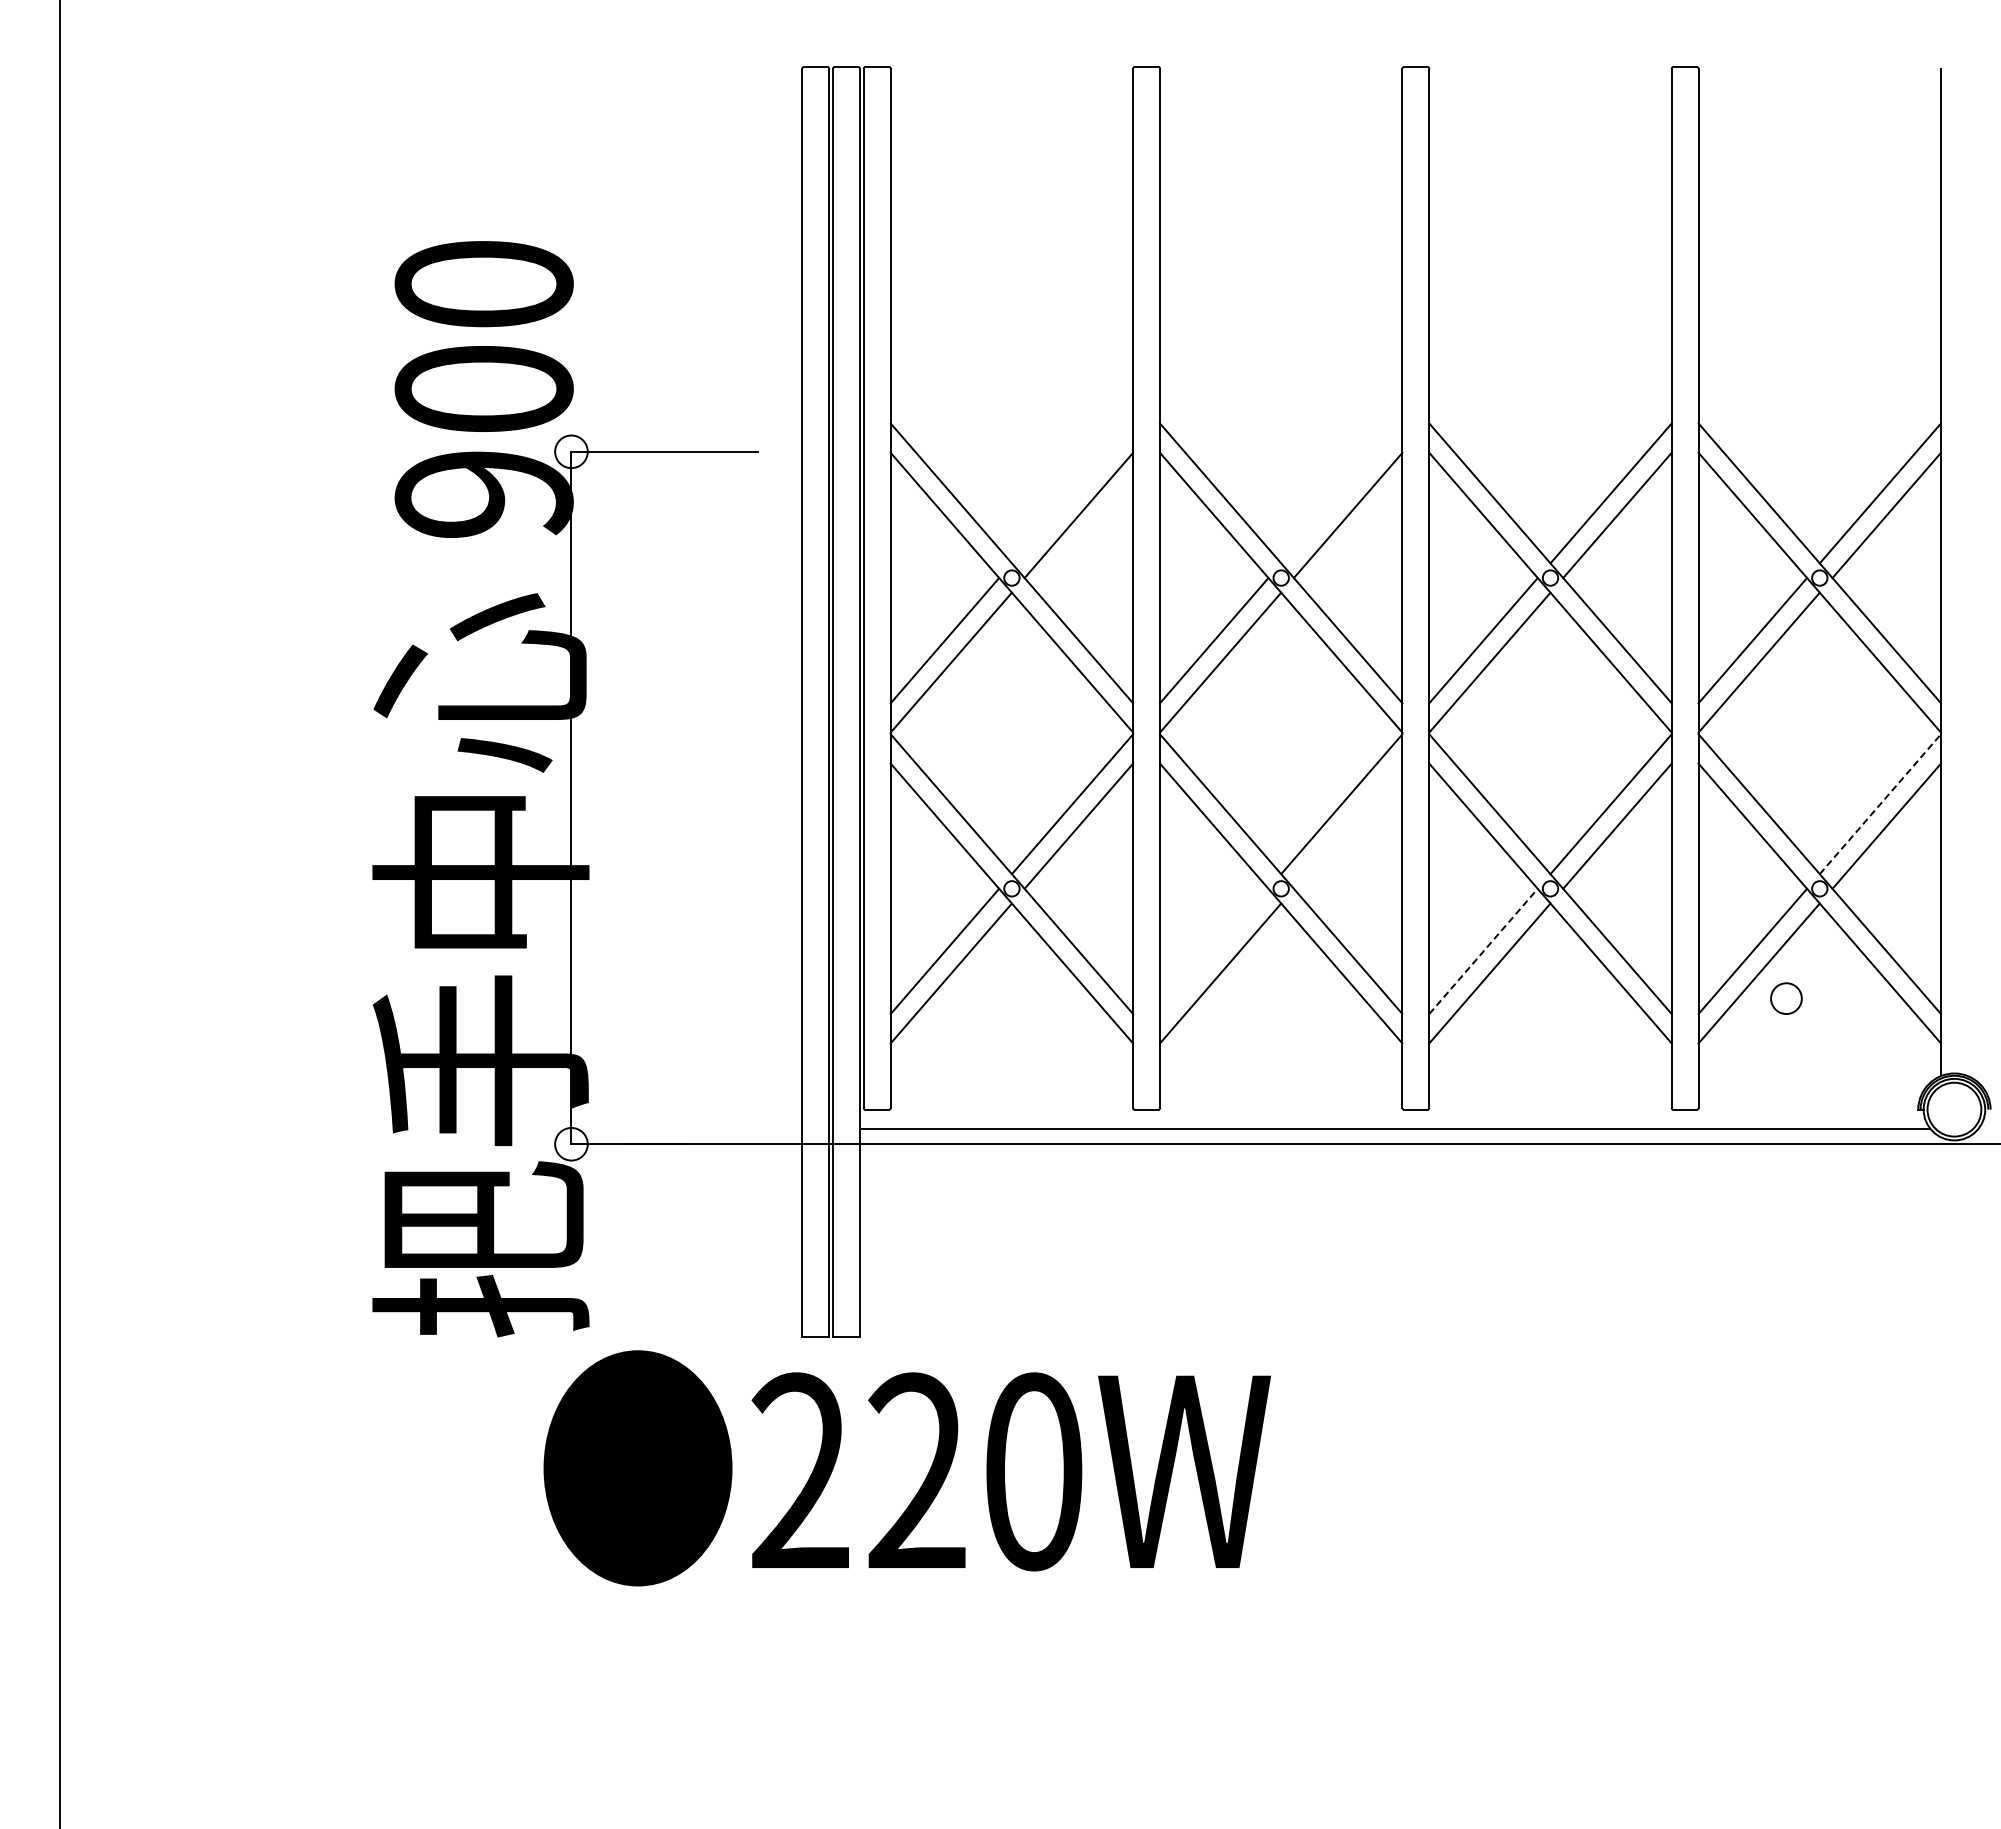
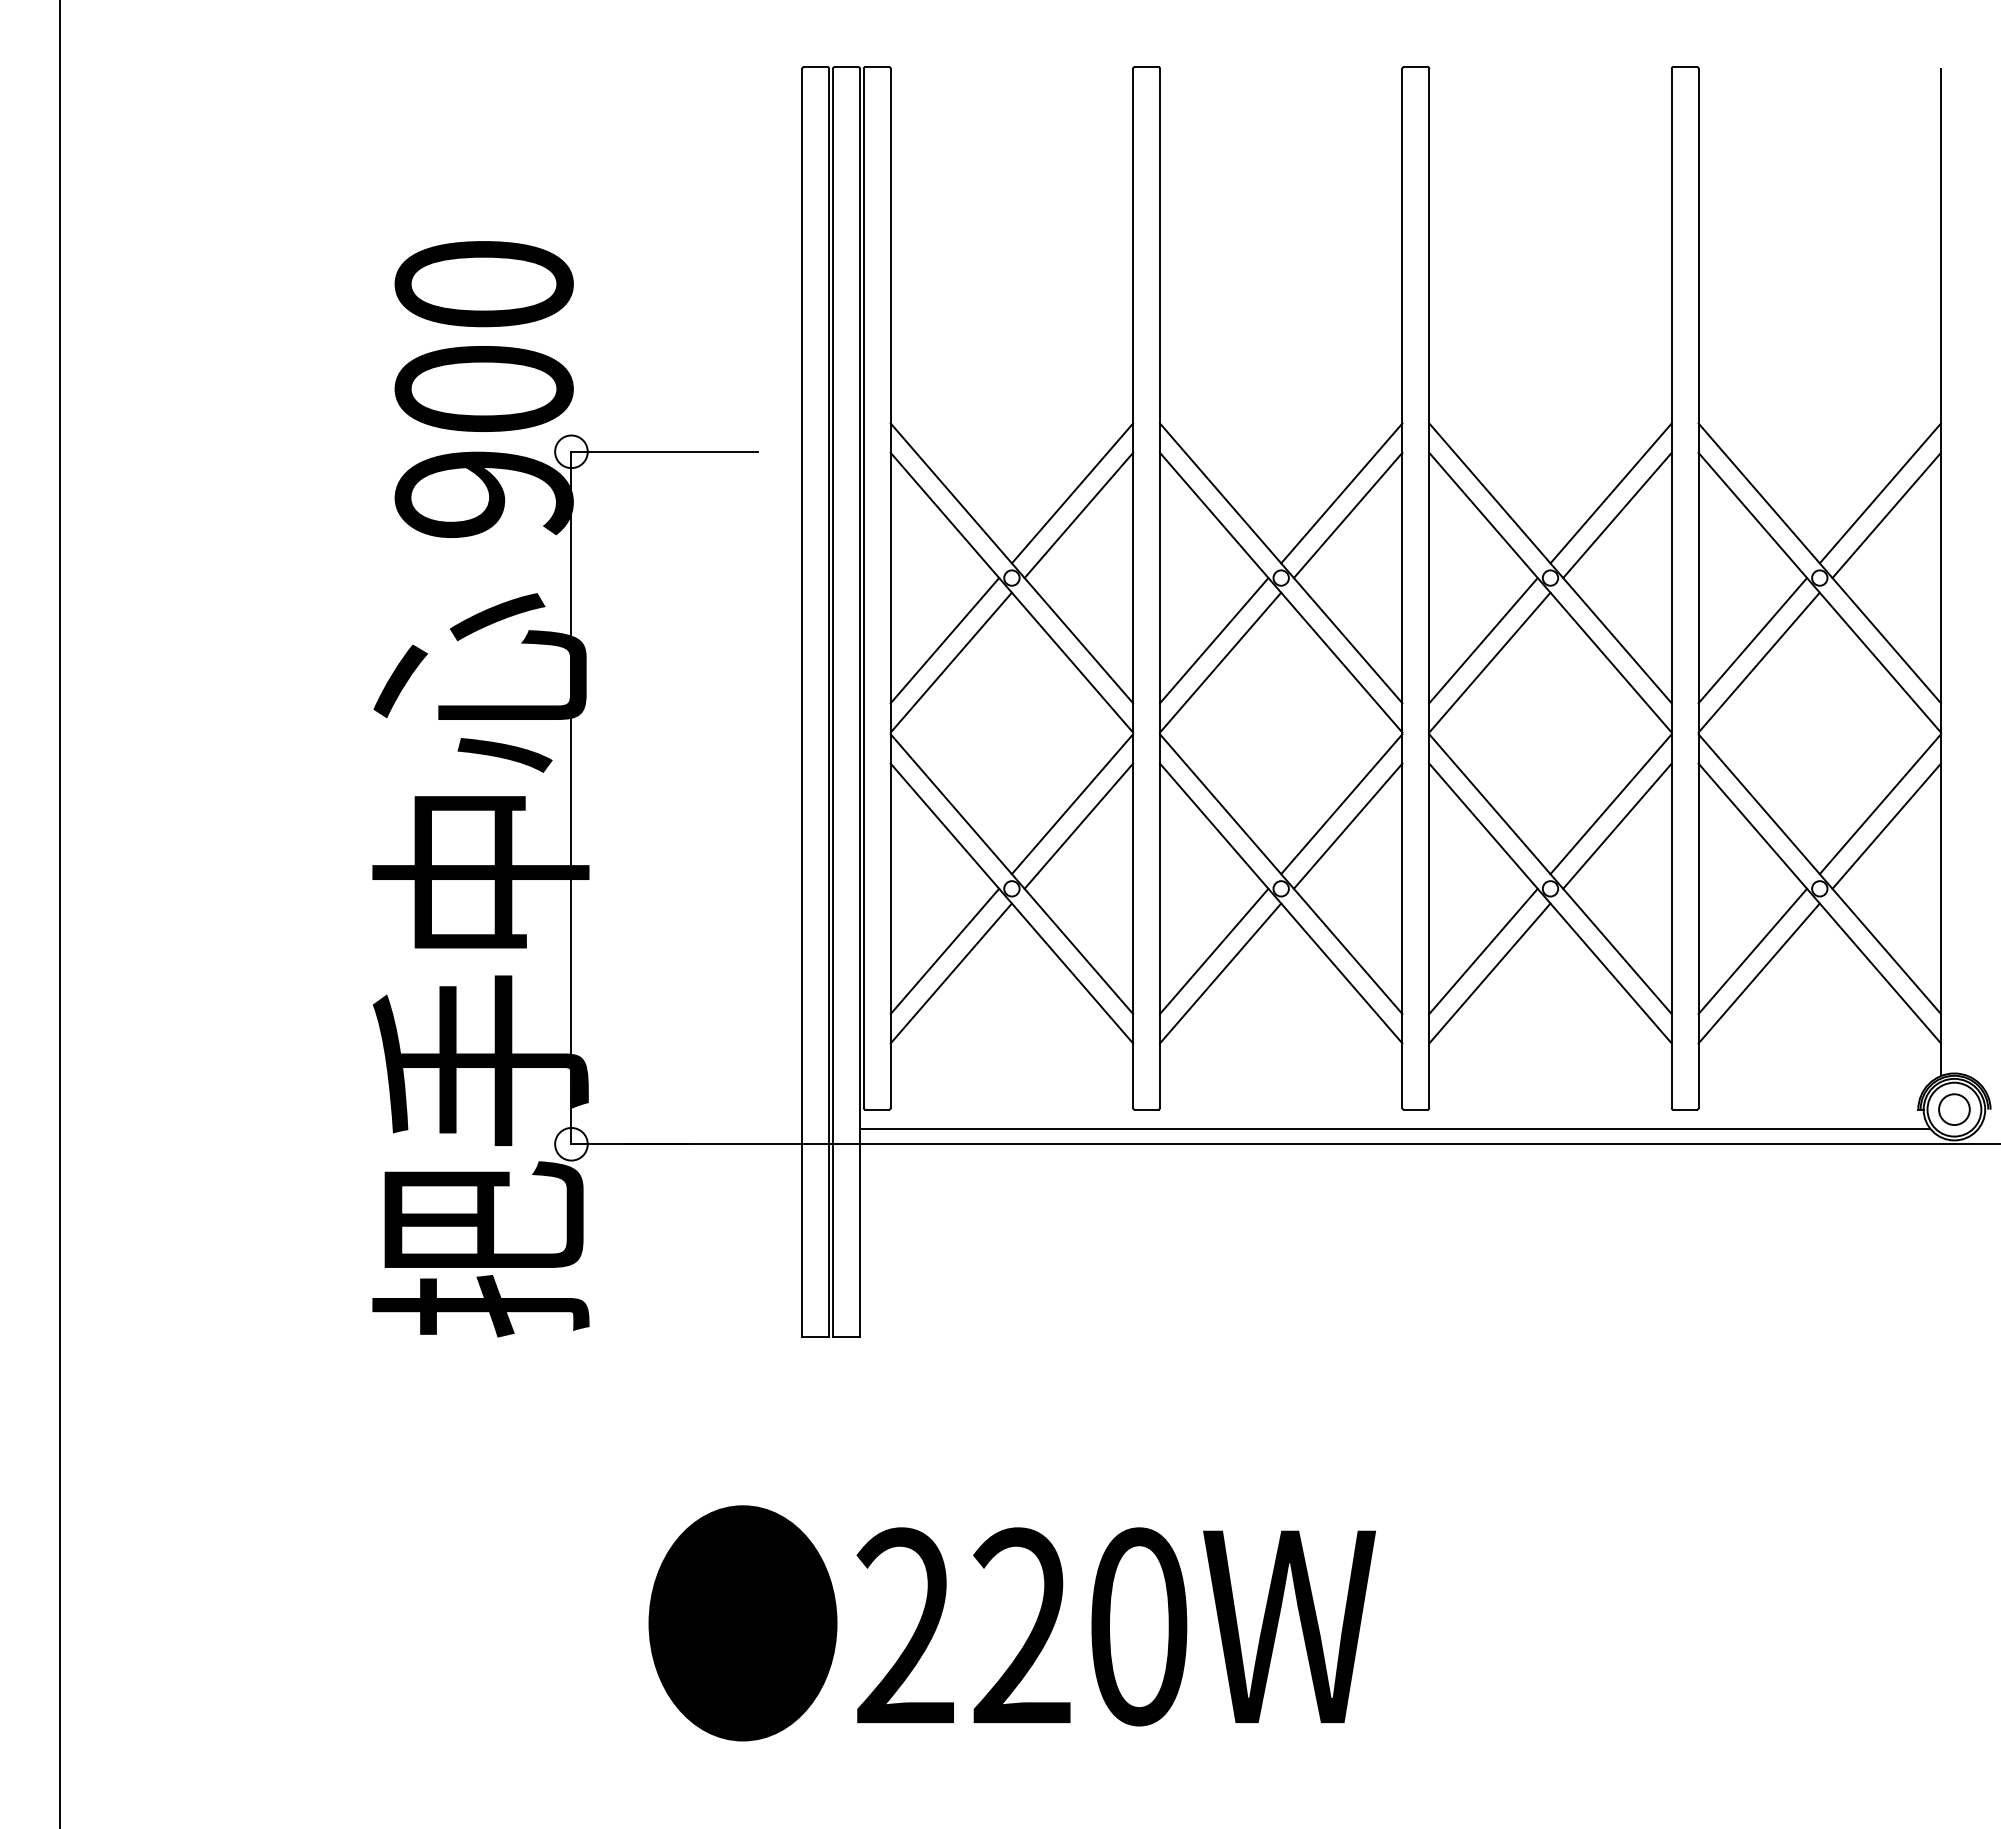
line: none -> present (1072, 493)
line: none -> present (1341, 493)
line: dashed -> solid (1880, 804)
line: none -> present (1347, 825)
line: none -> present (1214, 951)
line: dashed -> solid (1483, 951)
circle position: (1786, 998) -> (1954, 1109) (1954, 1109)
text position: (906, 1468) -> (1011, 1623) (1011, 1623)
